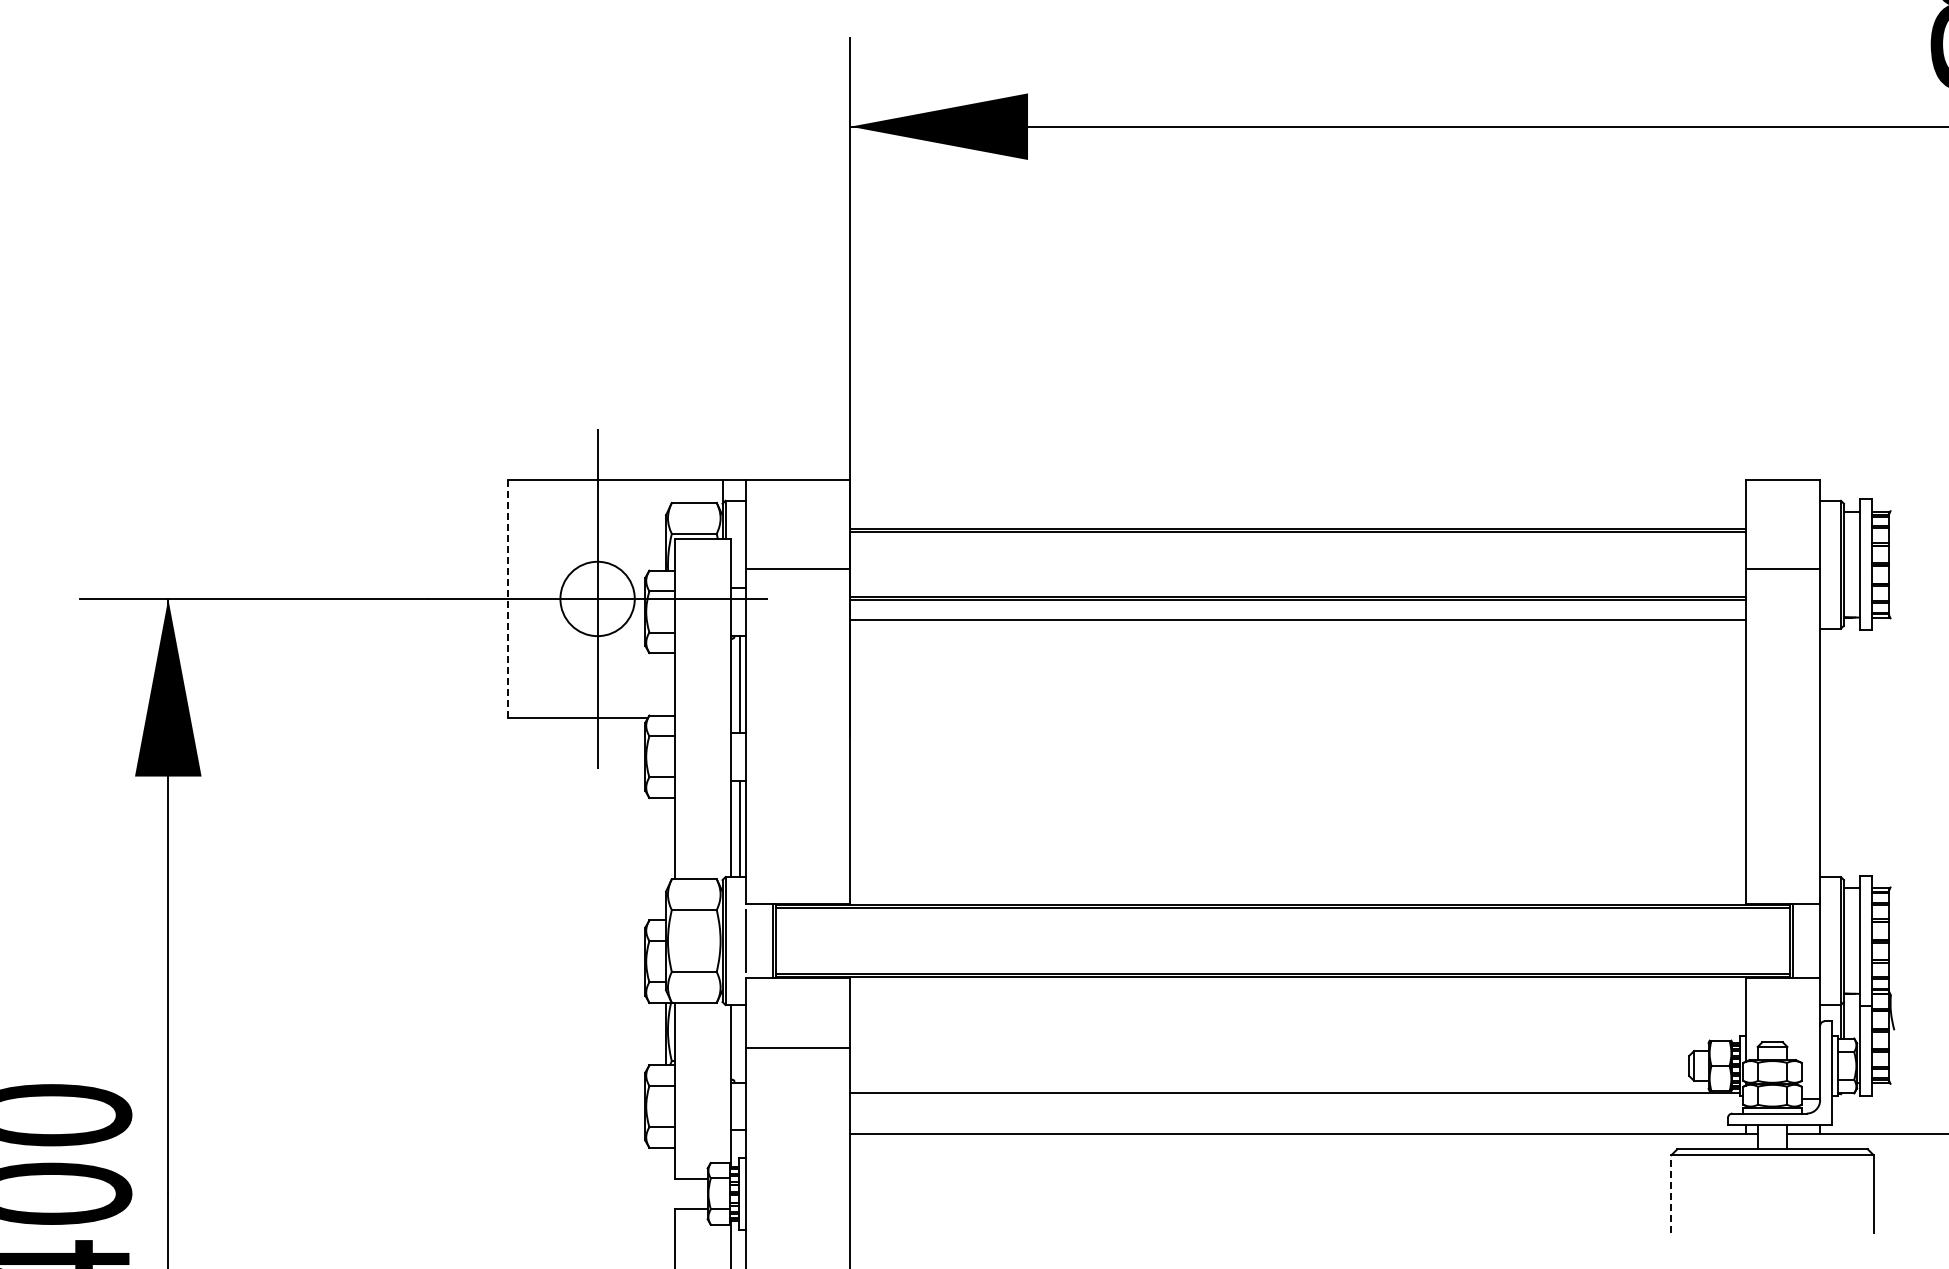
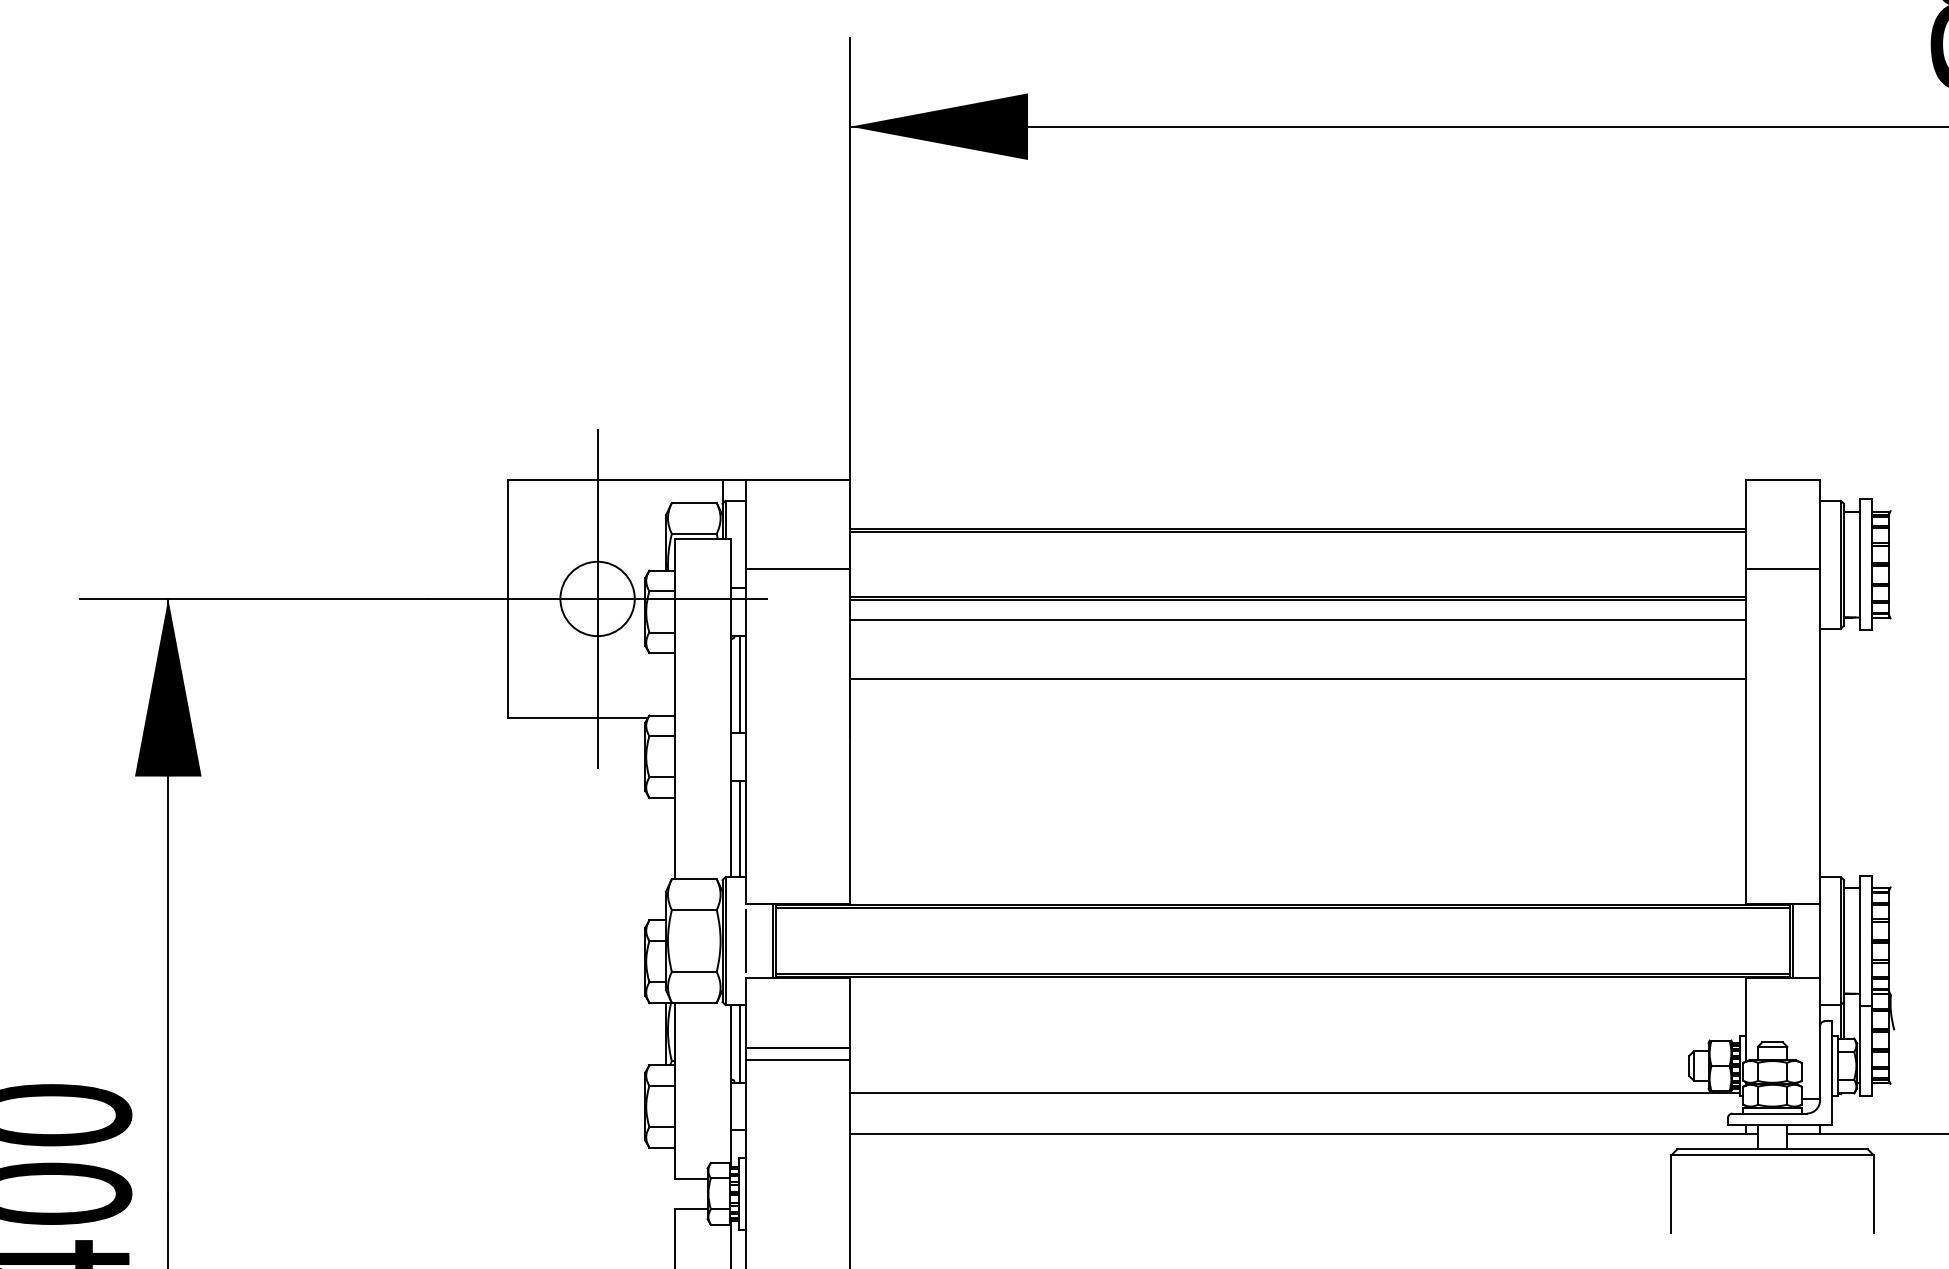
line: dashed -> solid (508, 598)
line: none -> present (1297, 679)
line: none -> present (740, 1043)
line: none -> present (798, 1060)
line: dashed -> solid (1671, 1193)
